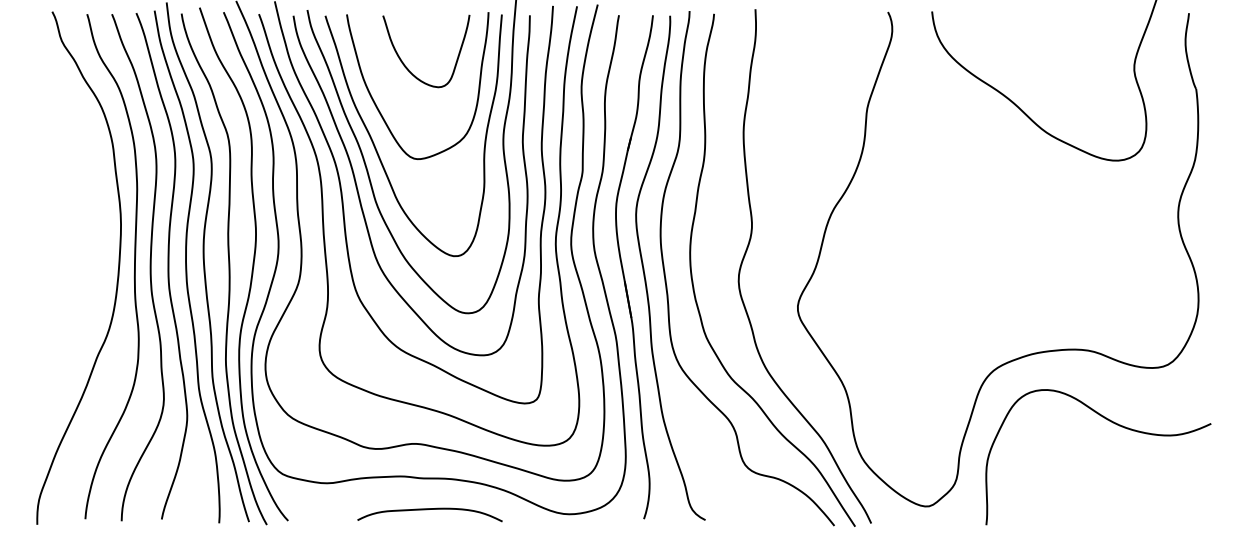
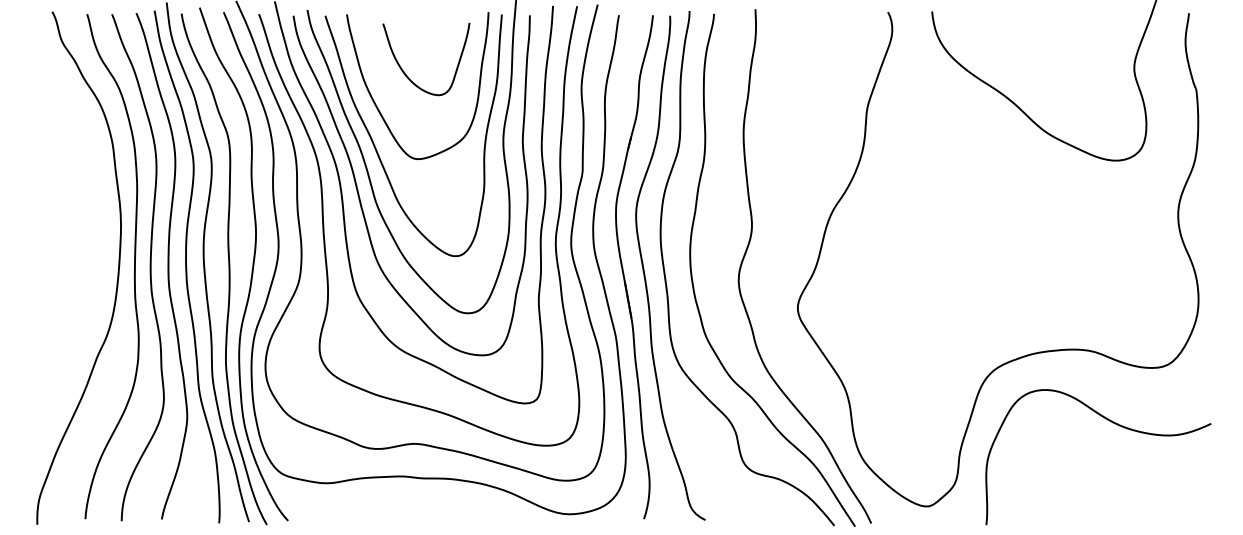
curve position: (408, 68) -> (408, 76) (408, 76)
curve: present -> none (427, 510)
